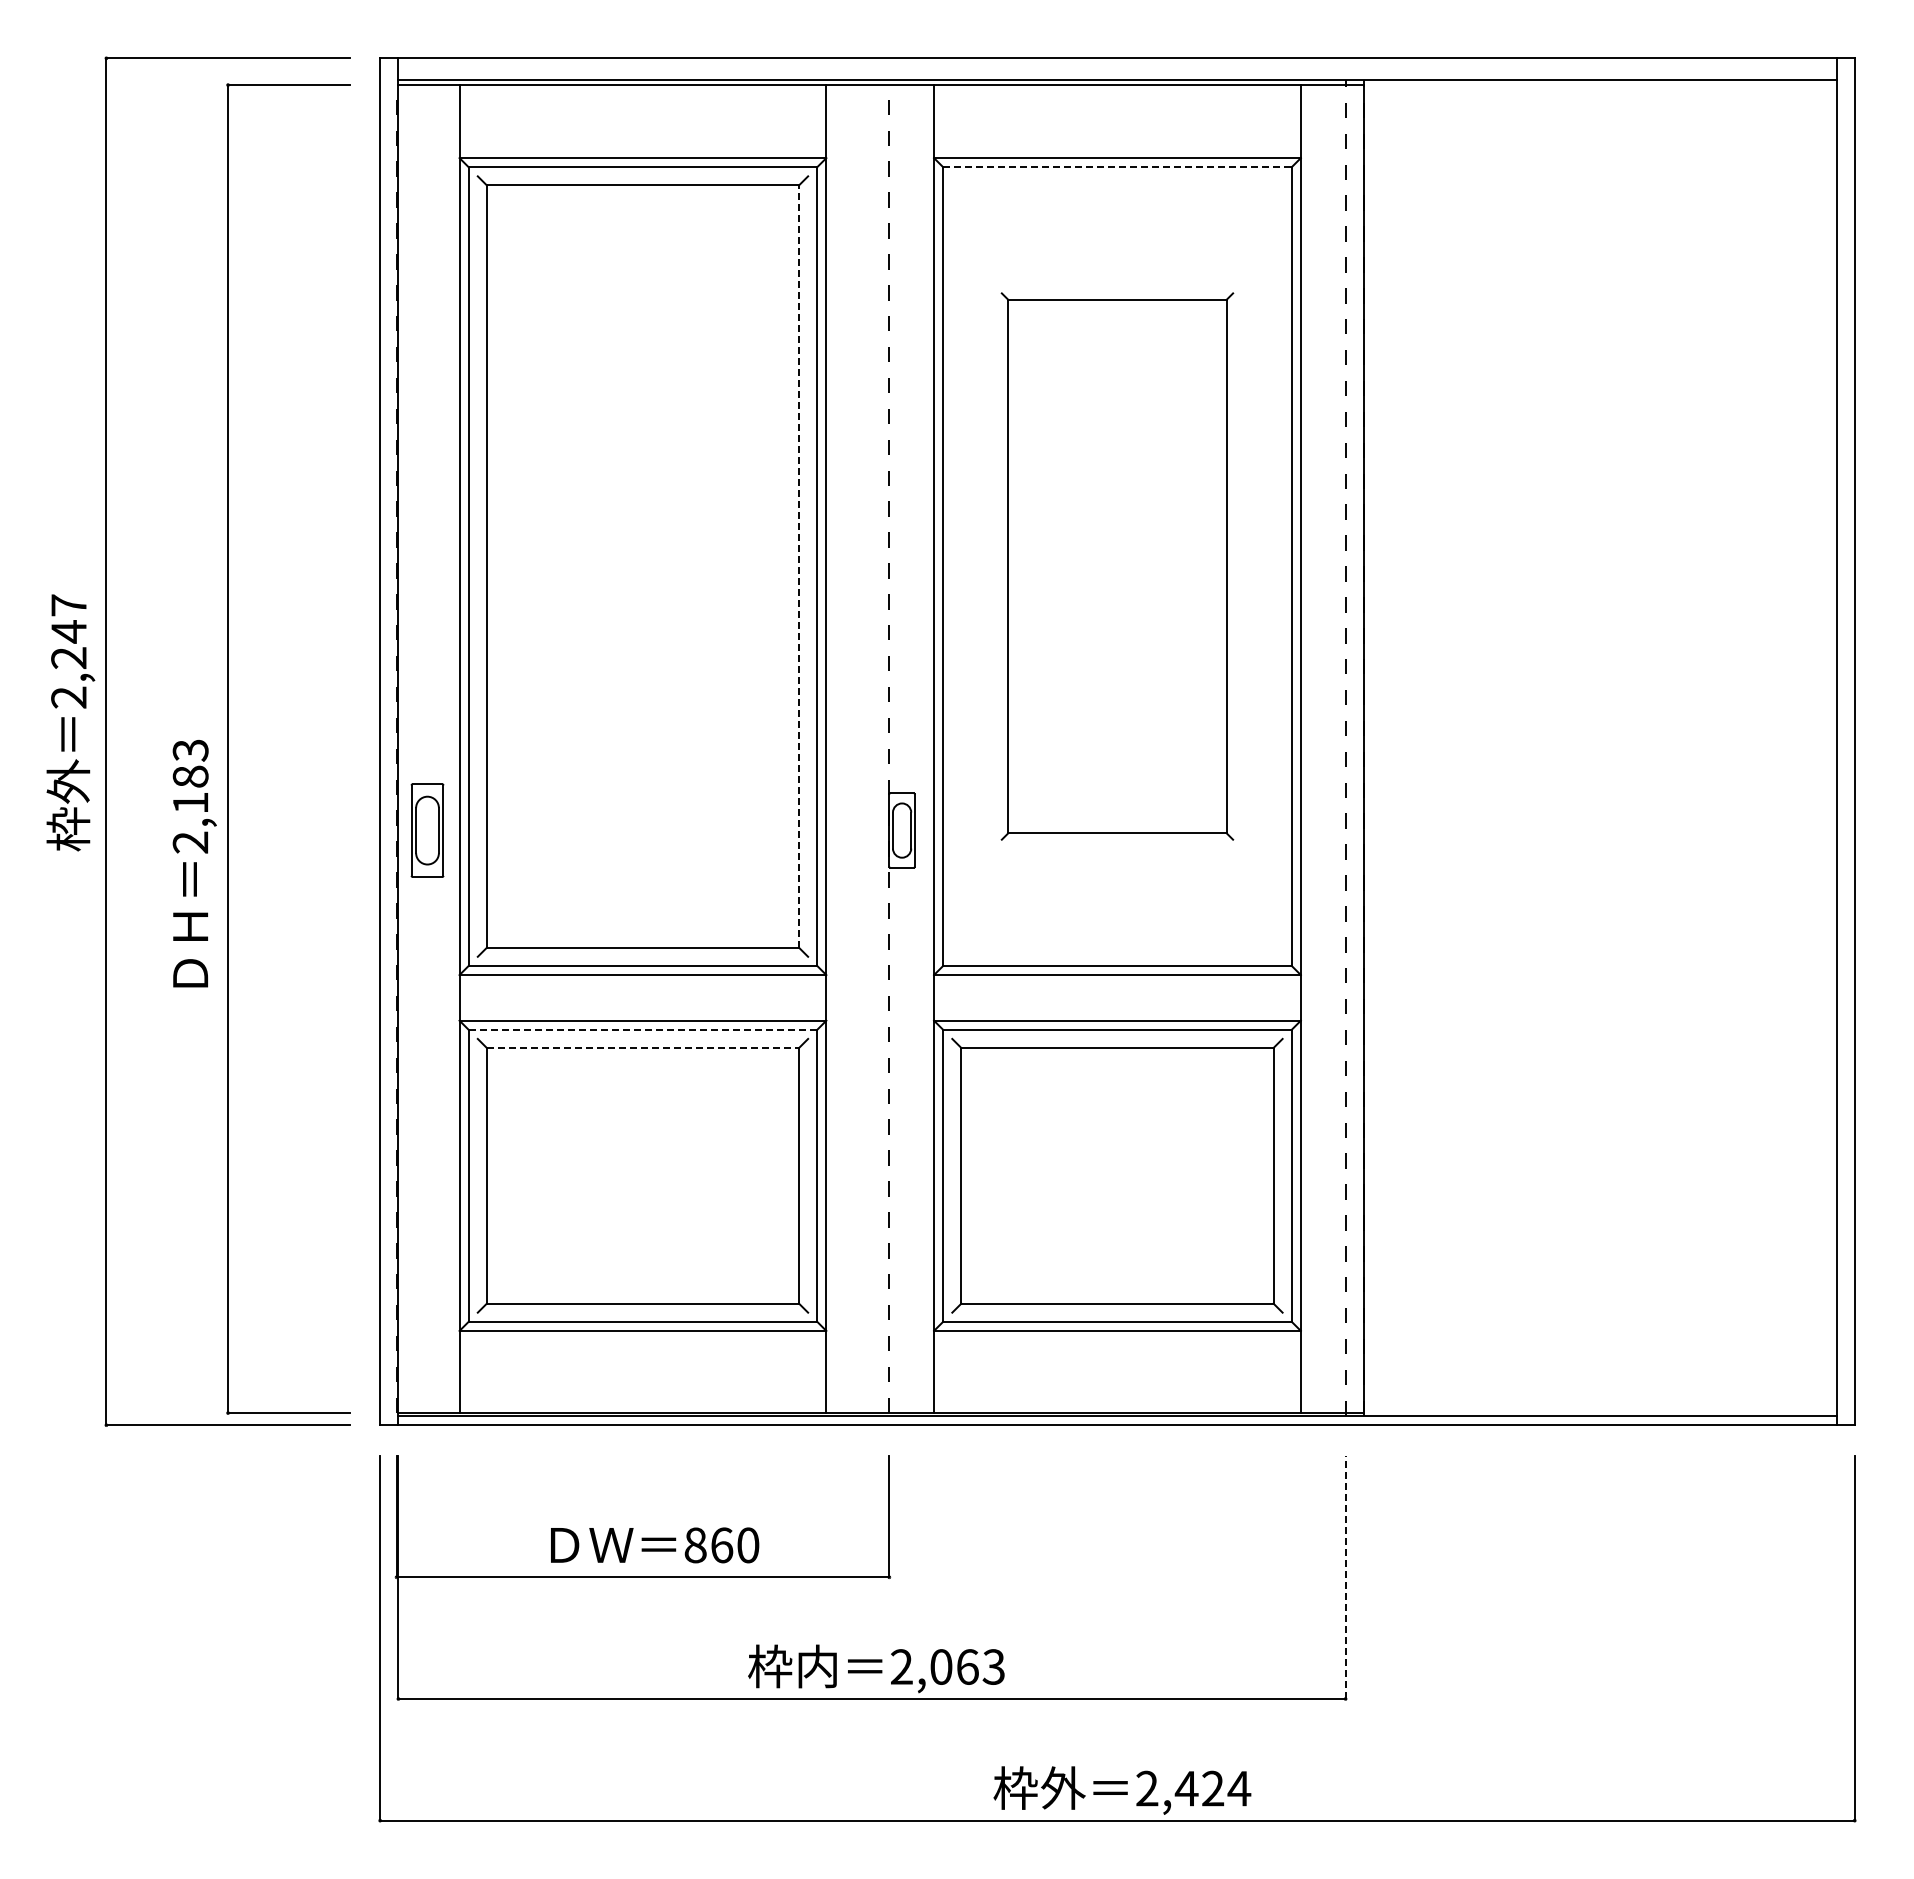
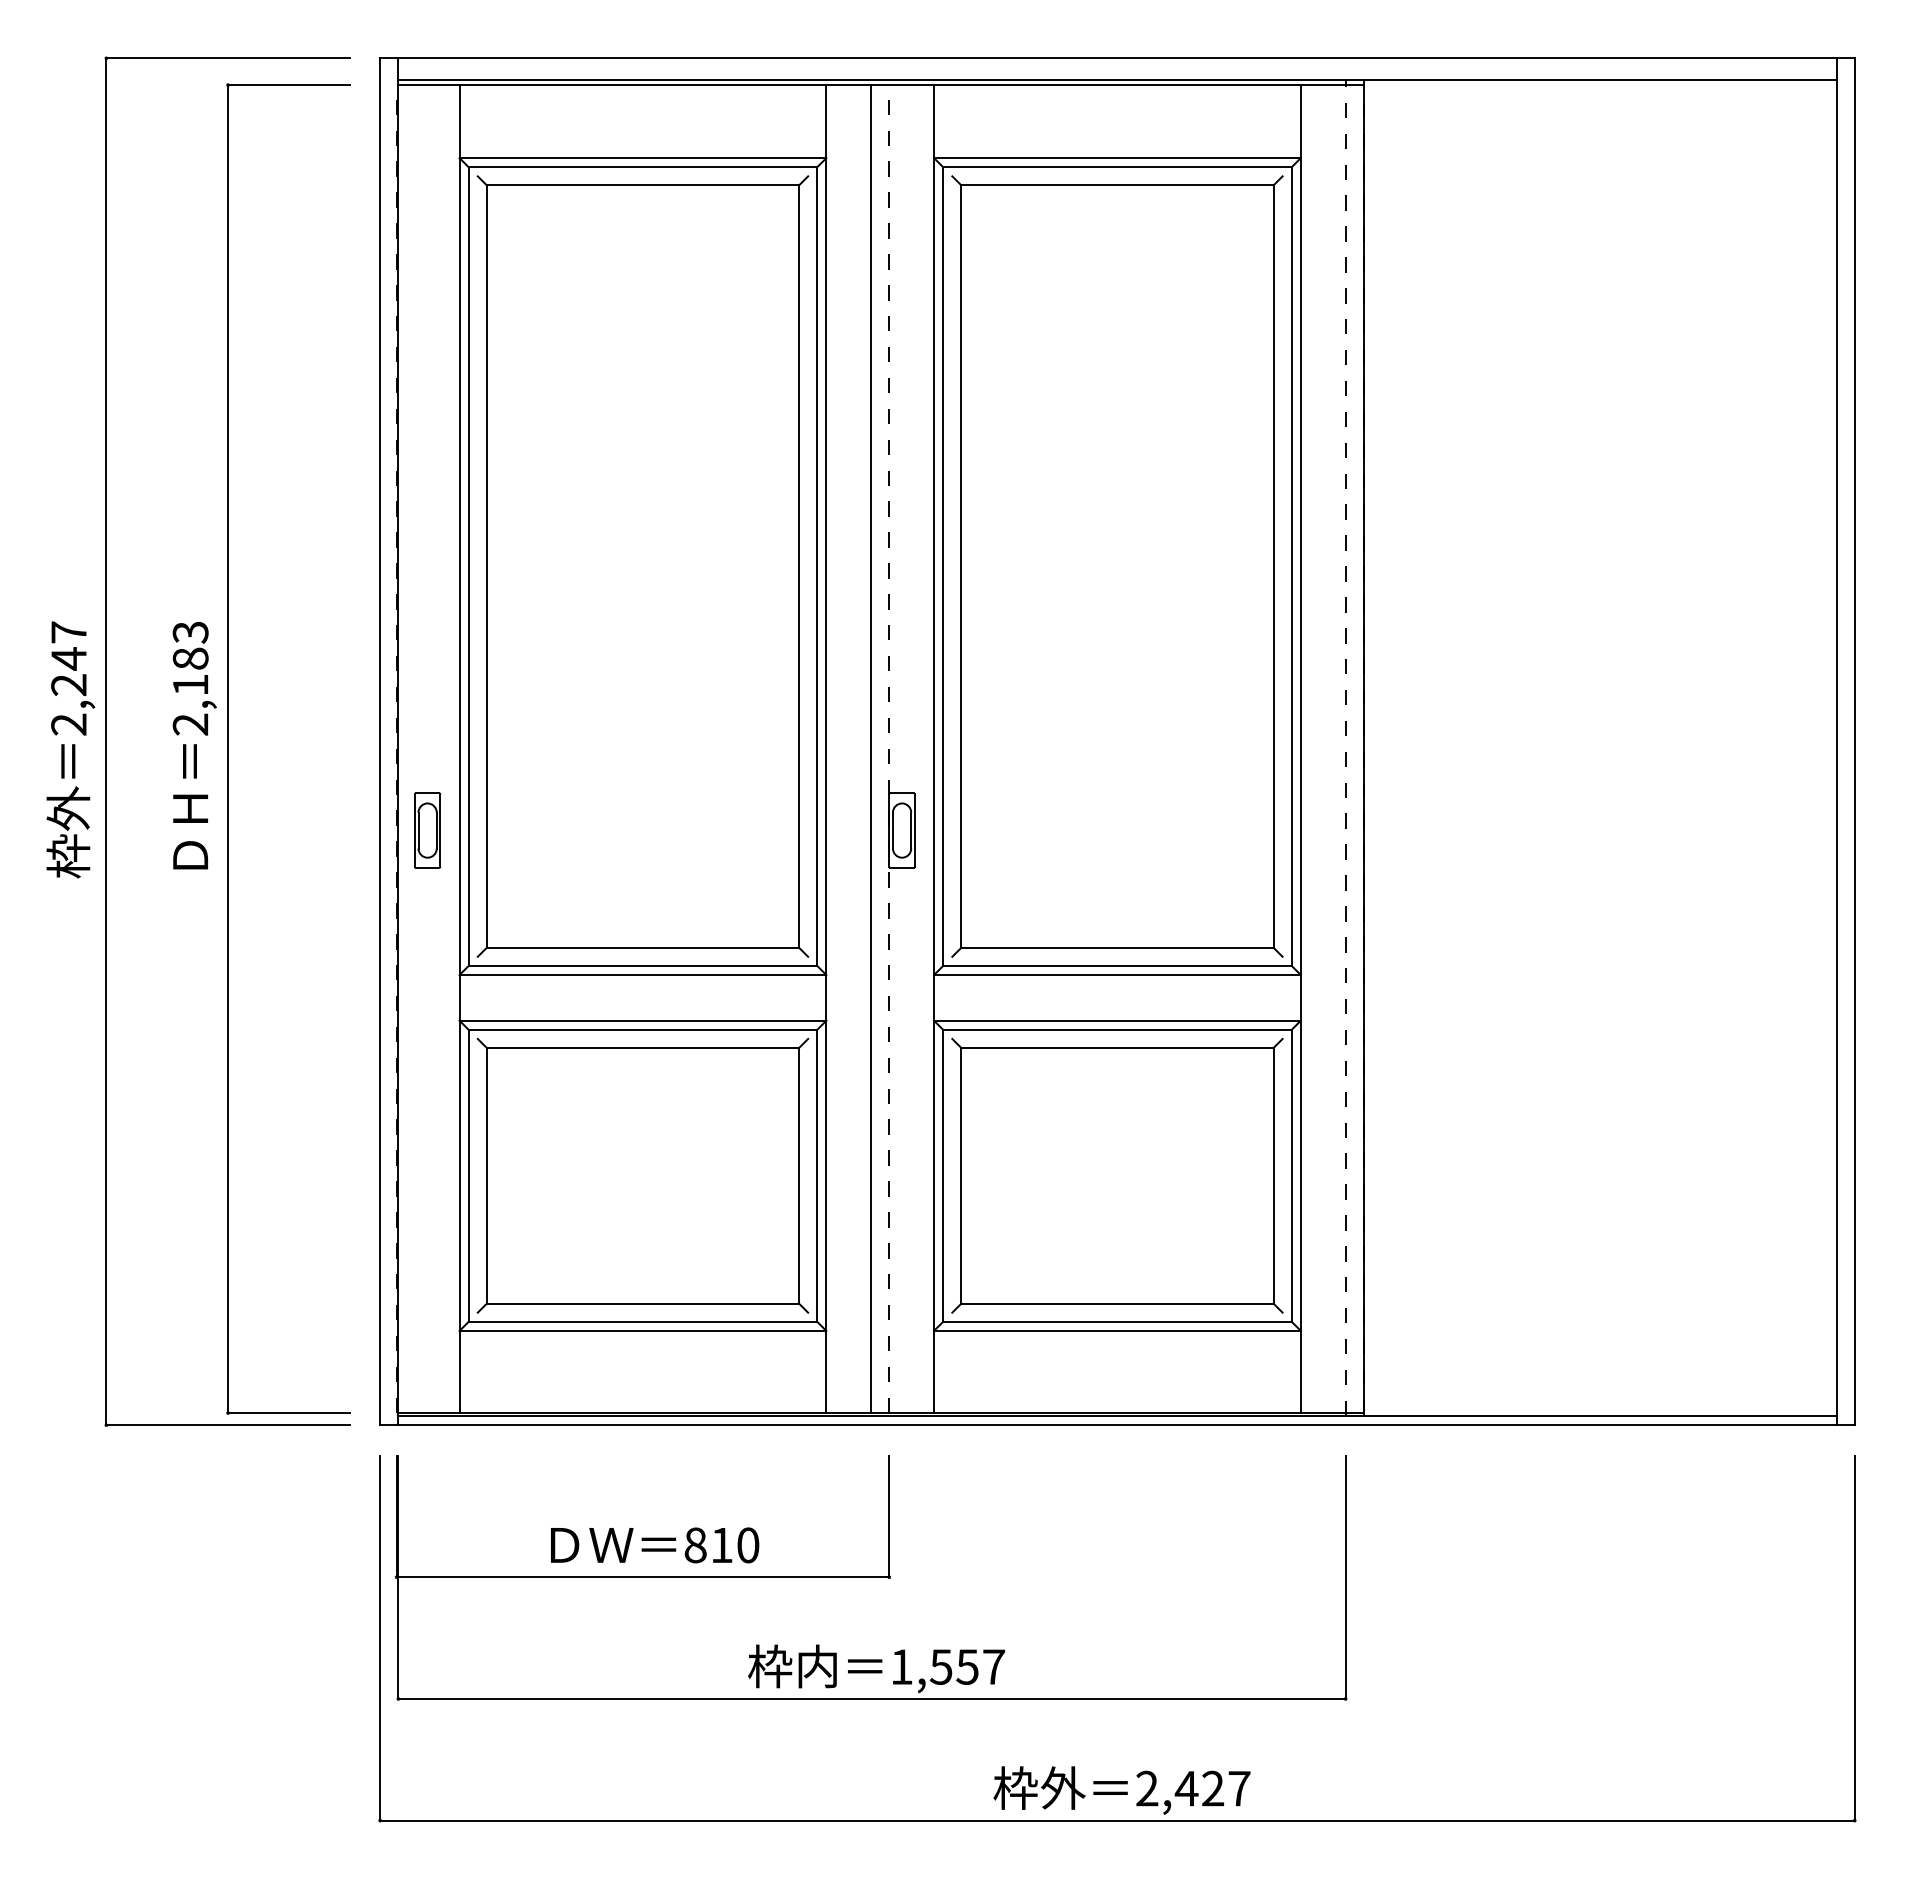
line: dashed -> solid (1117, 167)
line: dashed -> solid (799, 566)
part size: 235x549 px -> 333x783 px (1117, 566)
text position: (70, 722) -> (70, 749) (70, 749)
line: none -> present (871, 749)
part size: 35x95 px -> 28x77 px (427, 830)
text position: (194, 863) -> (194, 745) (194, 745)
line: dashed -> solid (643, 1029)
line: dashed -> solid (643, 1048)
text: 860 -> 810 (722, 1545)
line: dashed -> solid (1345, 1577)
text: 2,063 -> 1,557 (948, 1666)
text: 2,424 -> 2,427 (1239, 1788)
